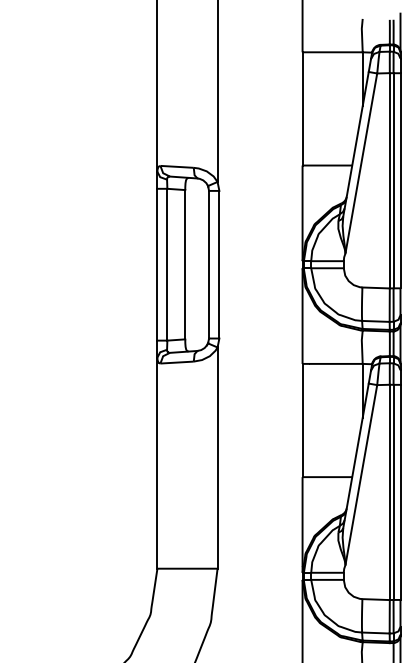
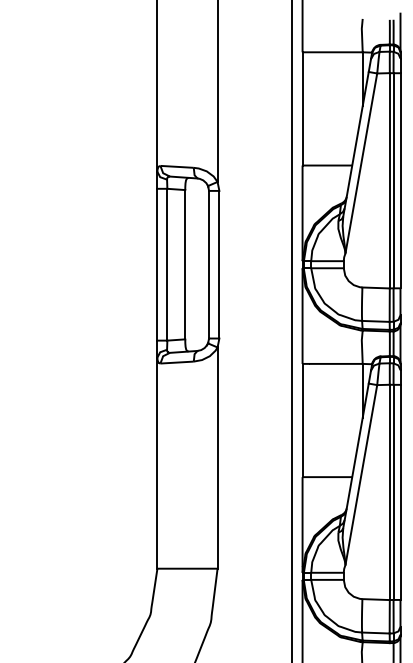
line: none -> present (292, 330)
